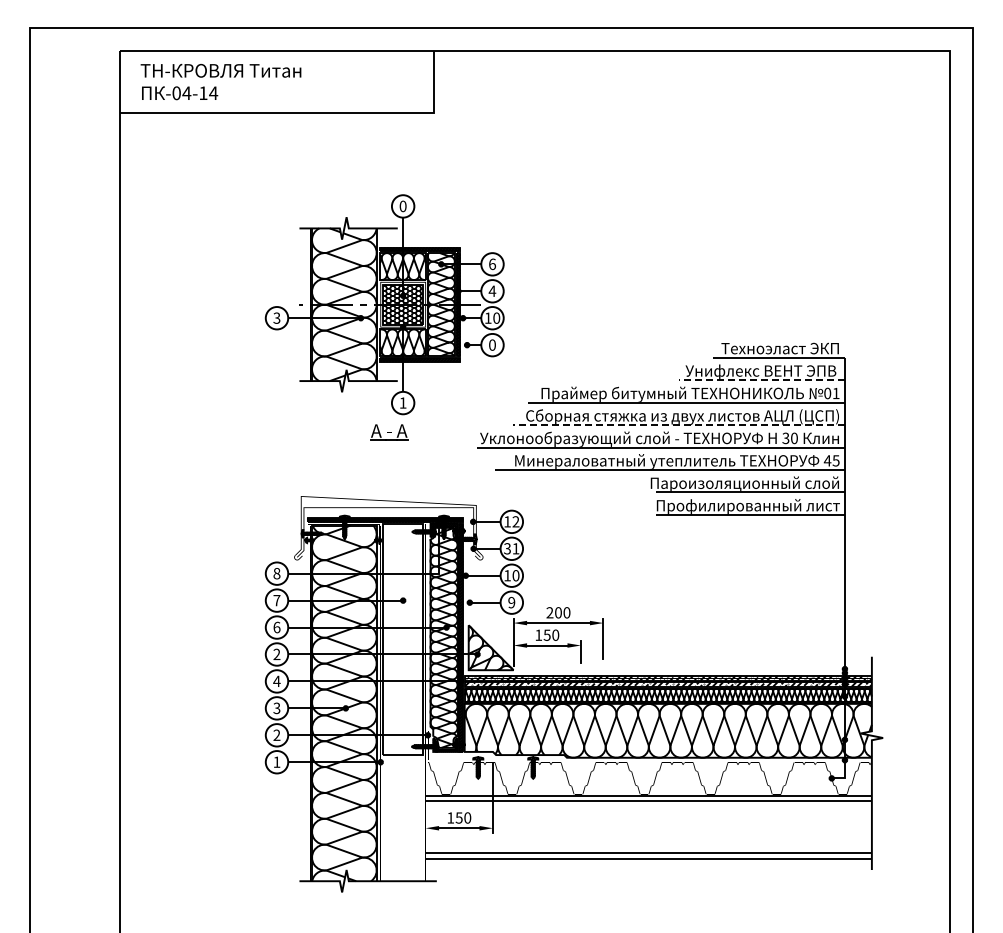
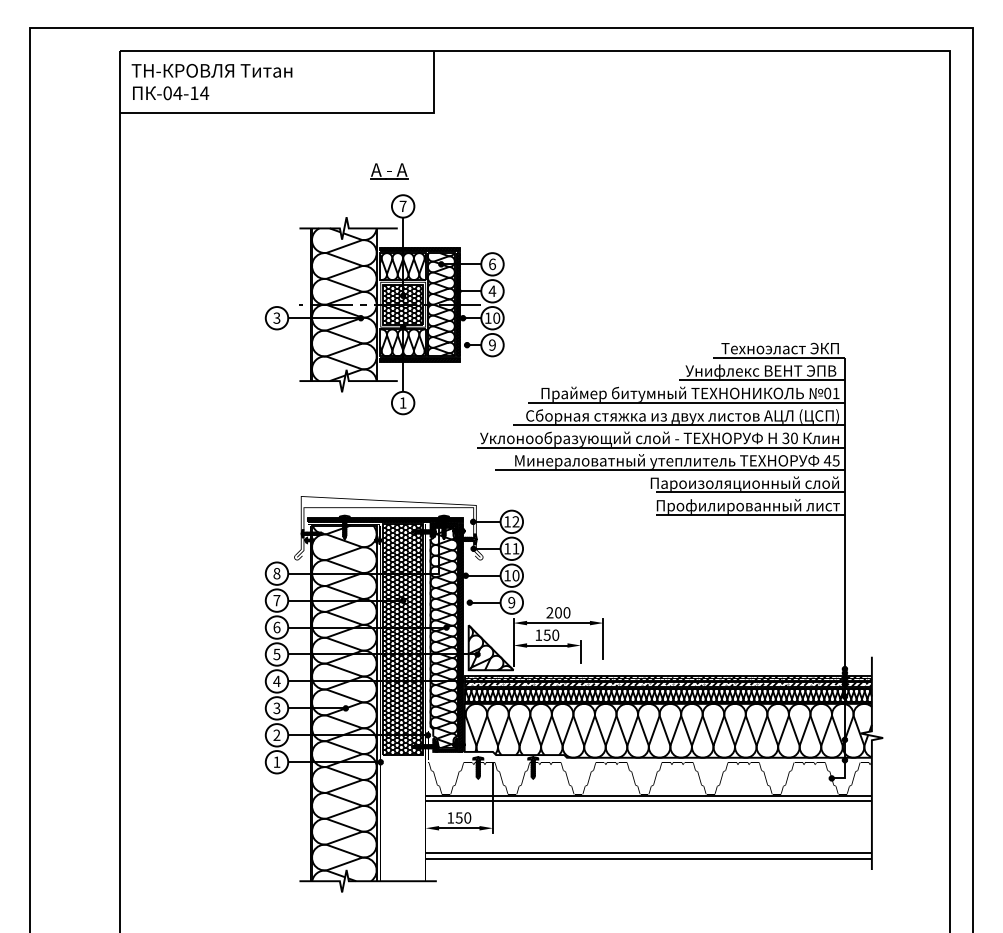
text position: (220, 82) -> (211, 82) (211, 82)
text: 0 -> 7 (402, 206)
text: 0 -> 9 (492, 344)
line: dashed -> solid (761, 380)
line: dashed -> solid (678, 425)
part position: (389, 432) -> (389, 171) (389, 171)
text: 31 -> 11 (507, 548)
hatch: none -> present (402, 639)
text: 2 -> 5 (276, 654)
